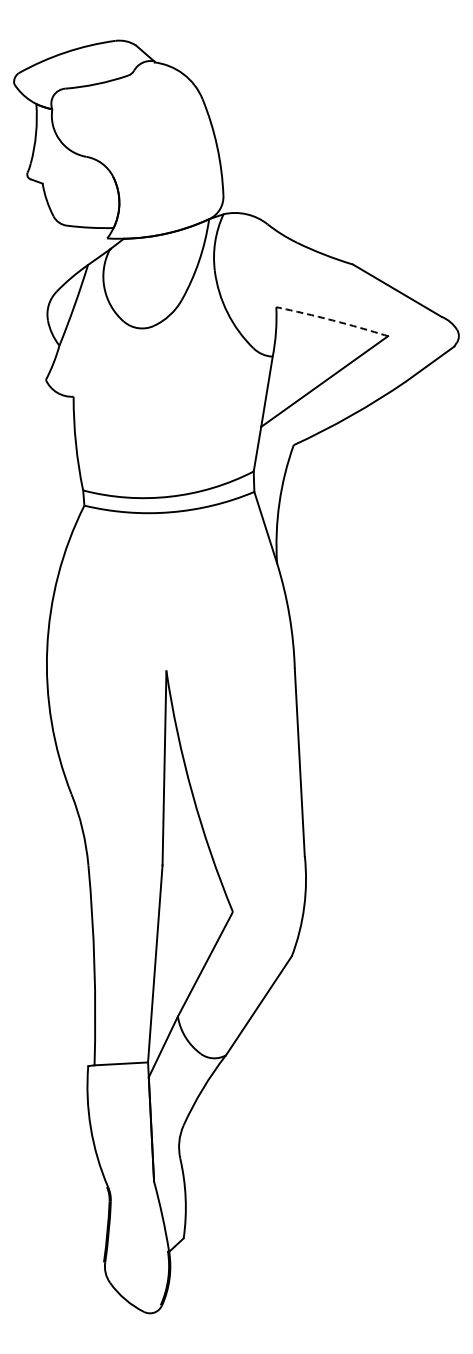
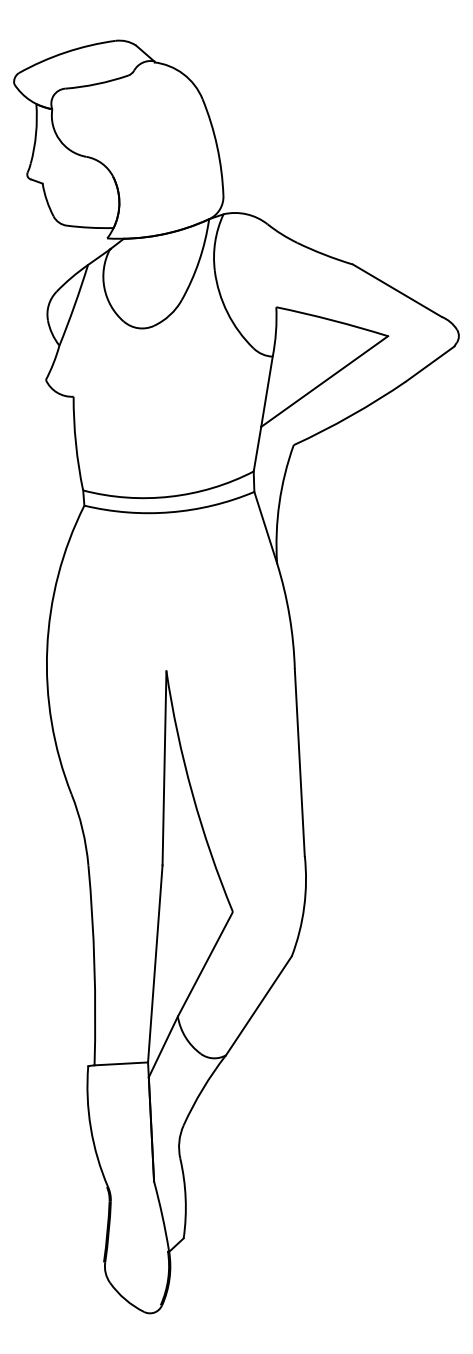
arc: dashed -> solid (332, 320)
